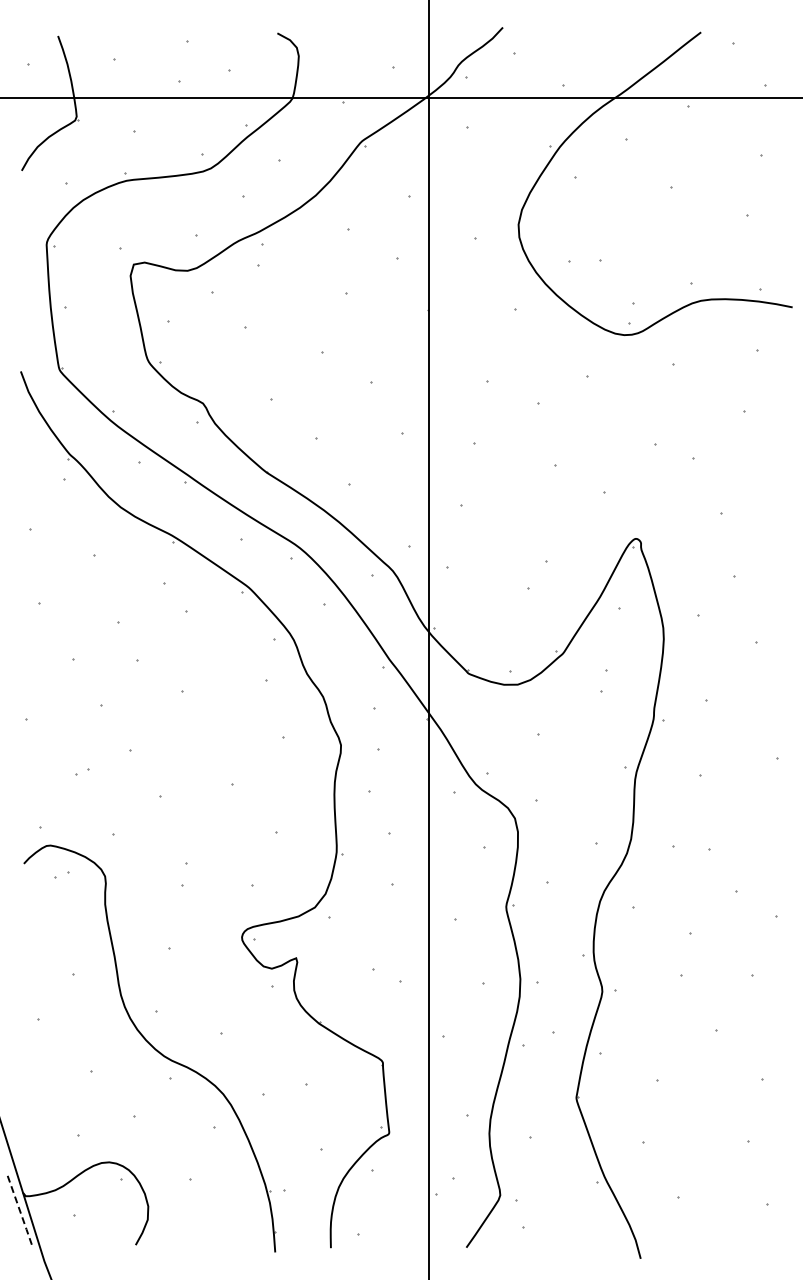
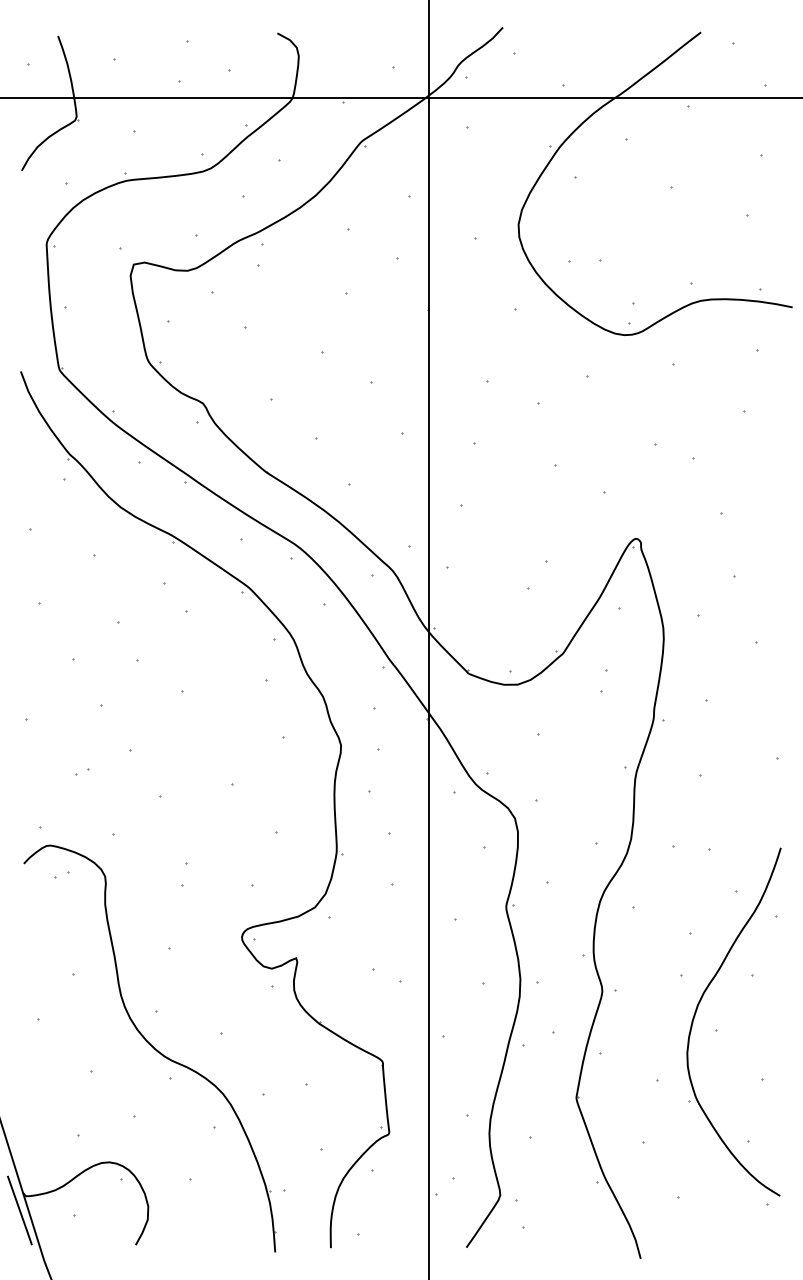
part: none -> present (697, 1010)
line: dashed -> solid (20, 1211)
